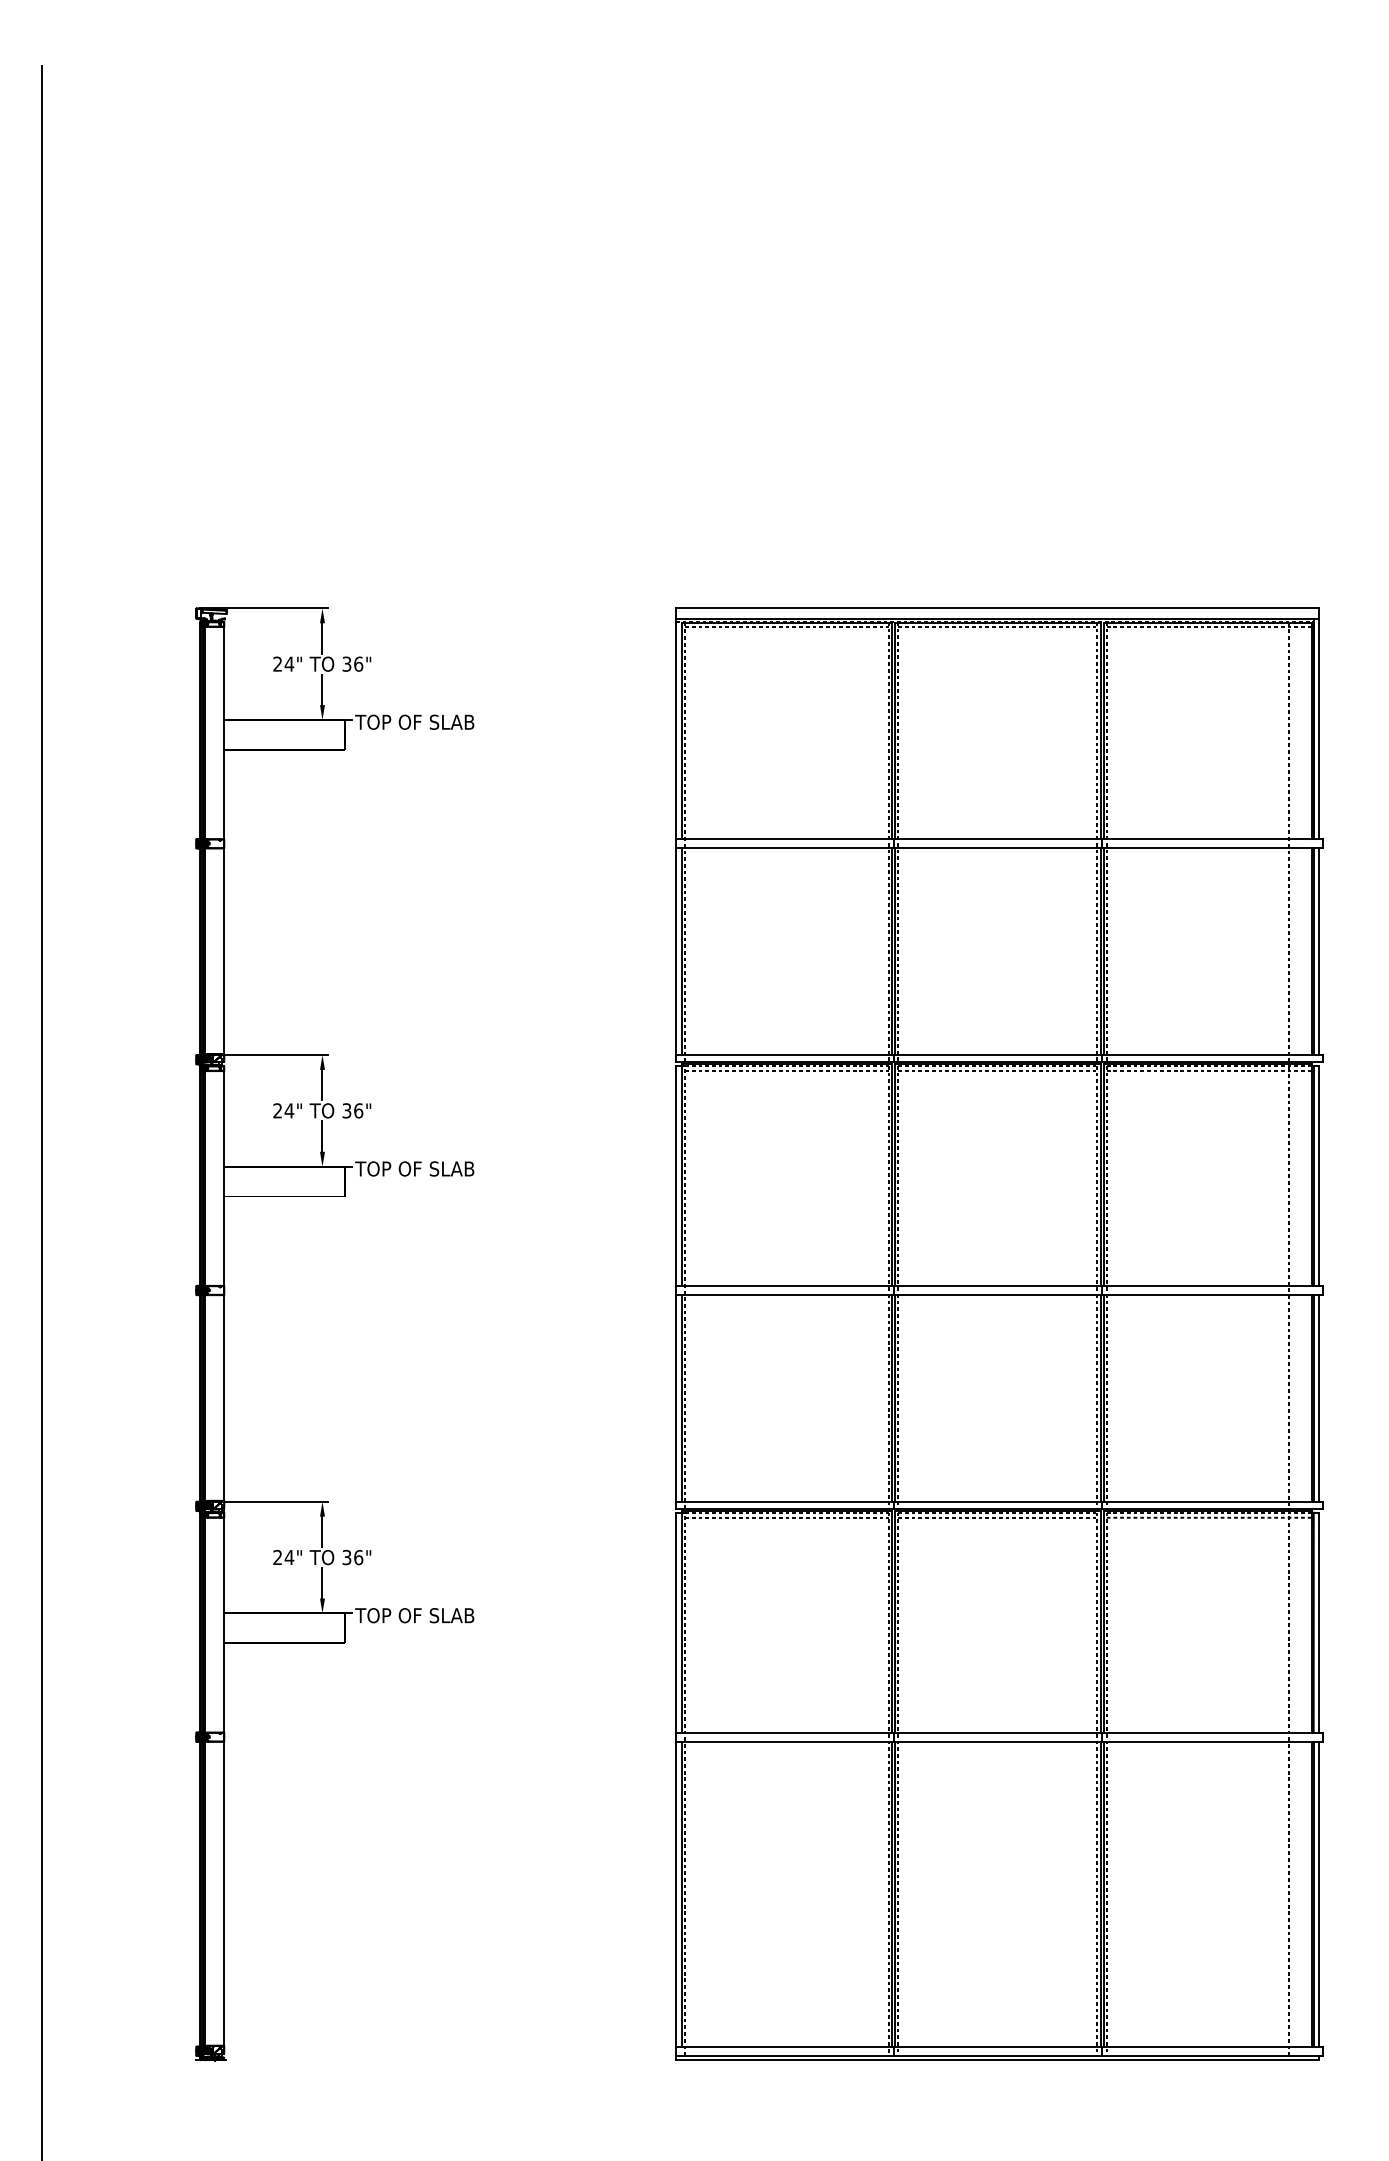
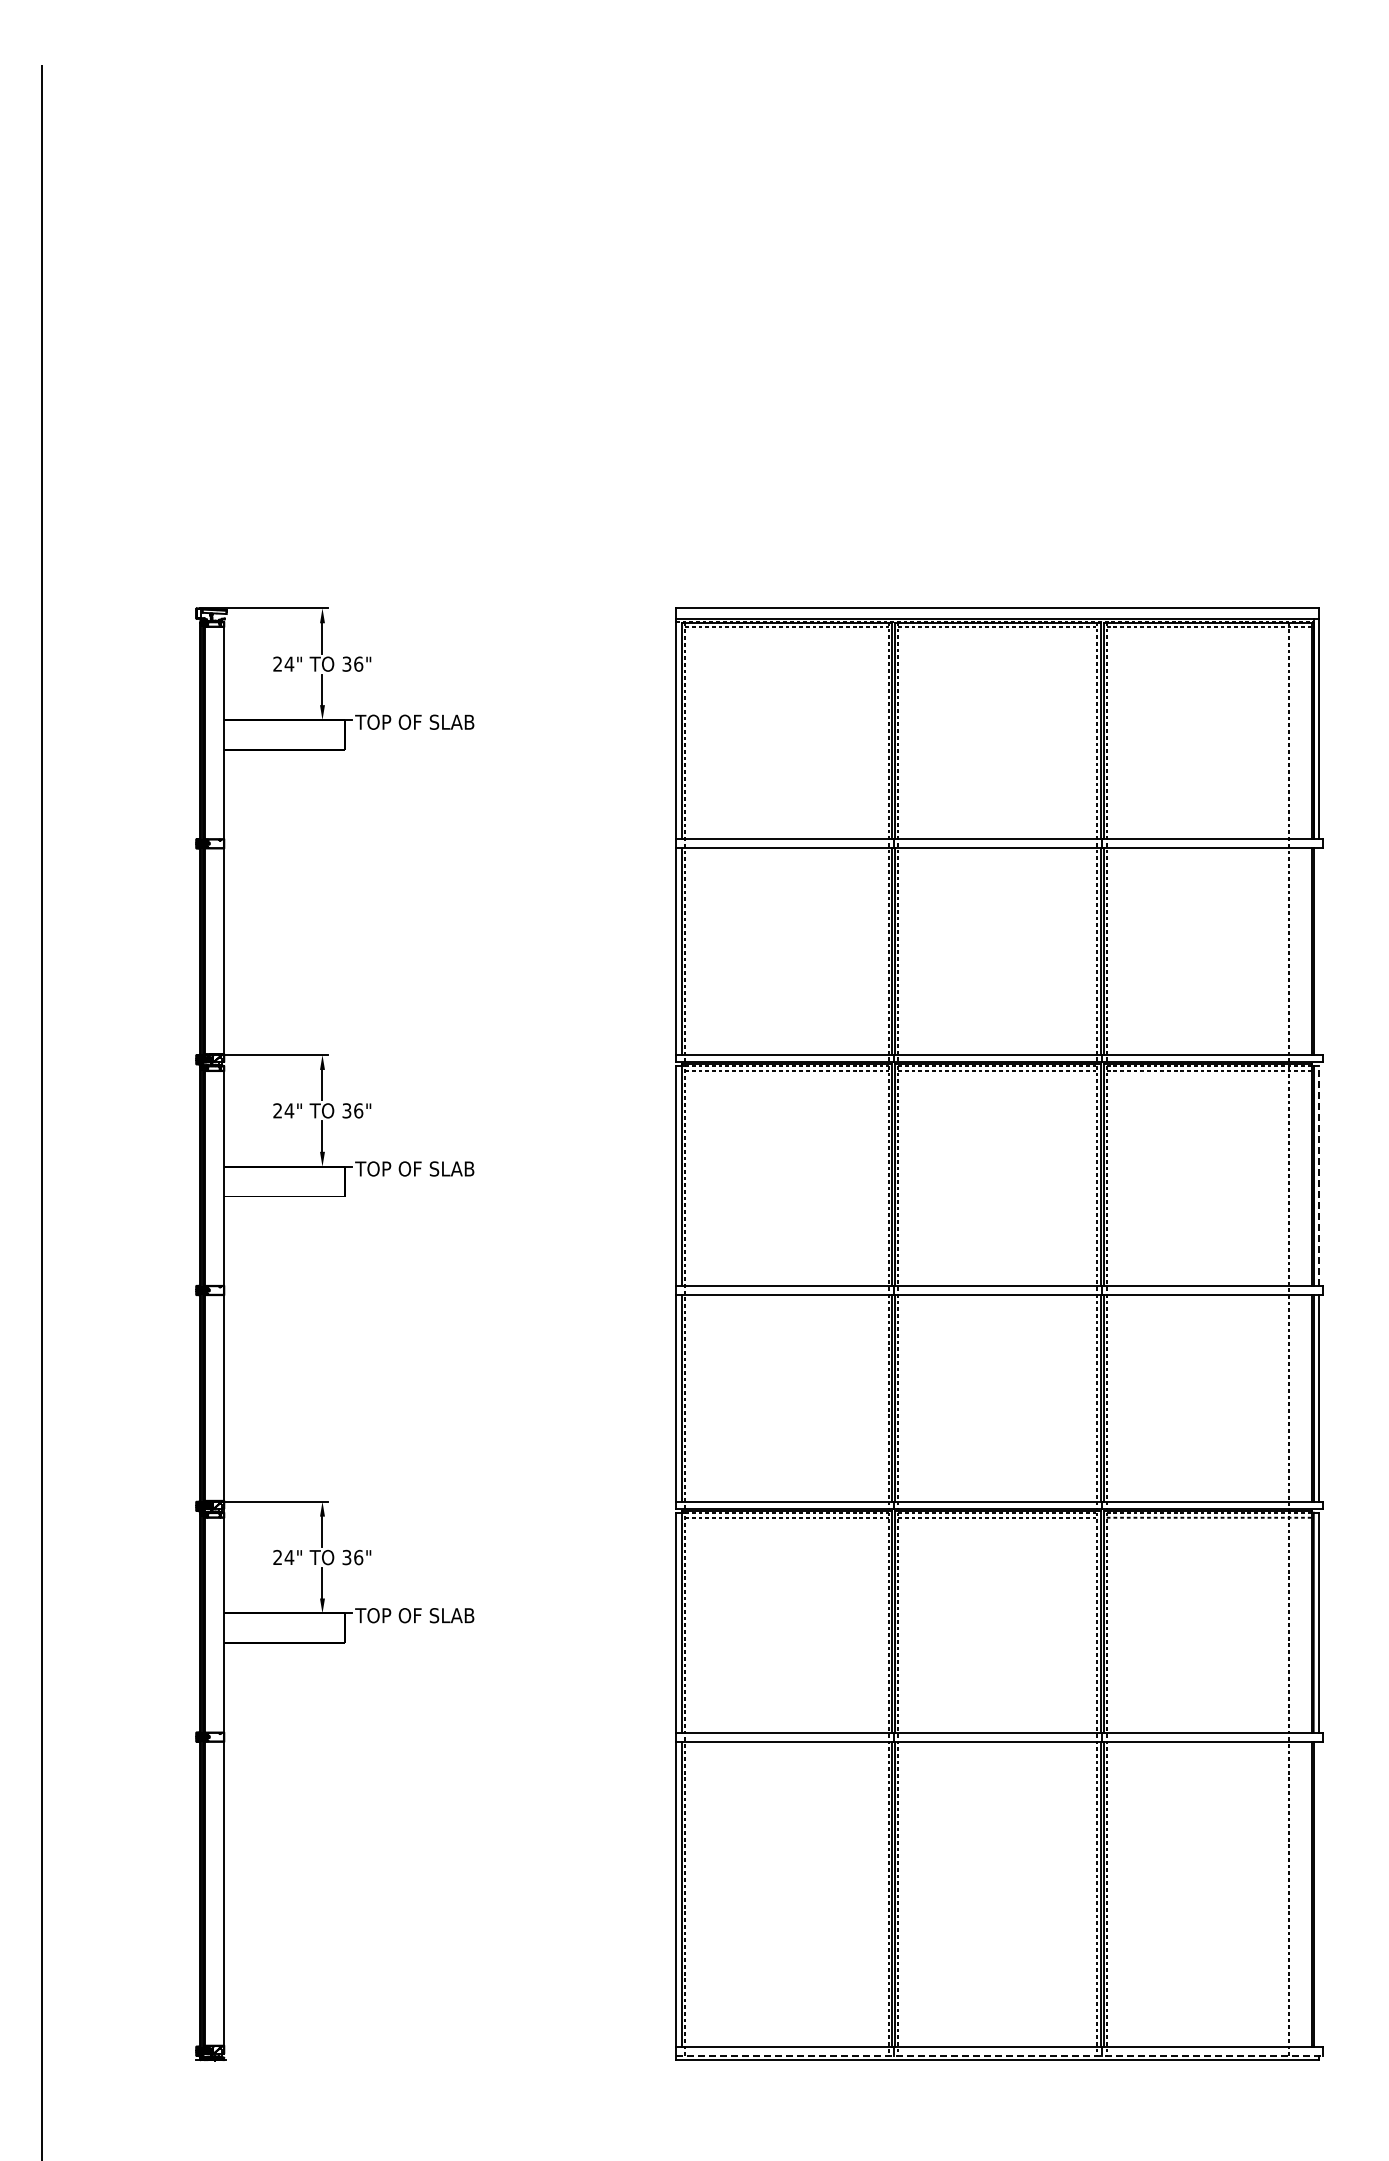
line: present -> none (1318, 951)
line: solid -> dashed (1318, 1175)
line: present -> none (1318, 1893)
line: solid -> dashed (999, 2055)
